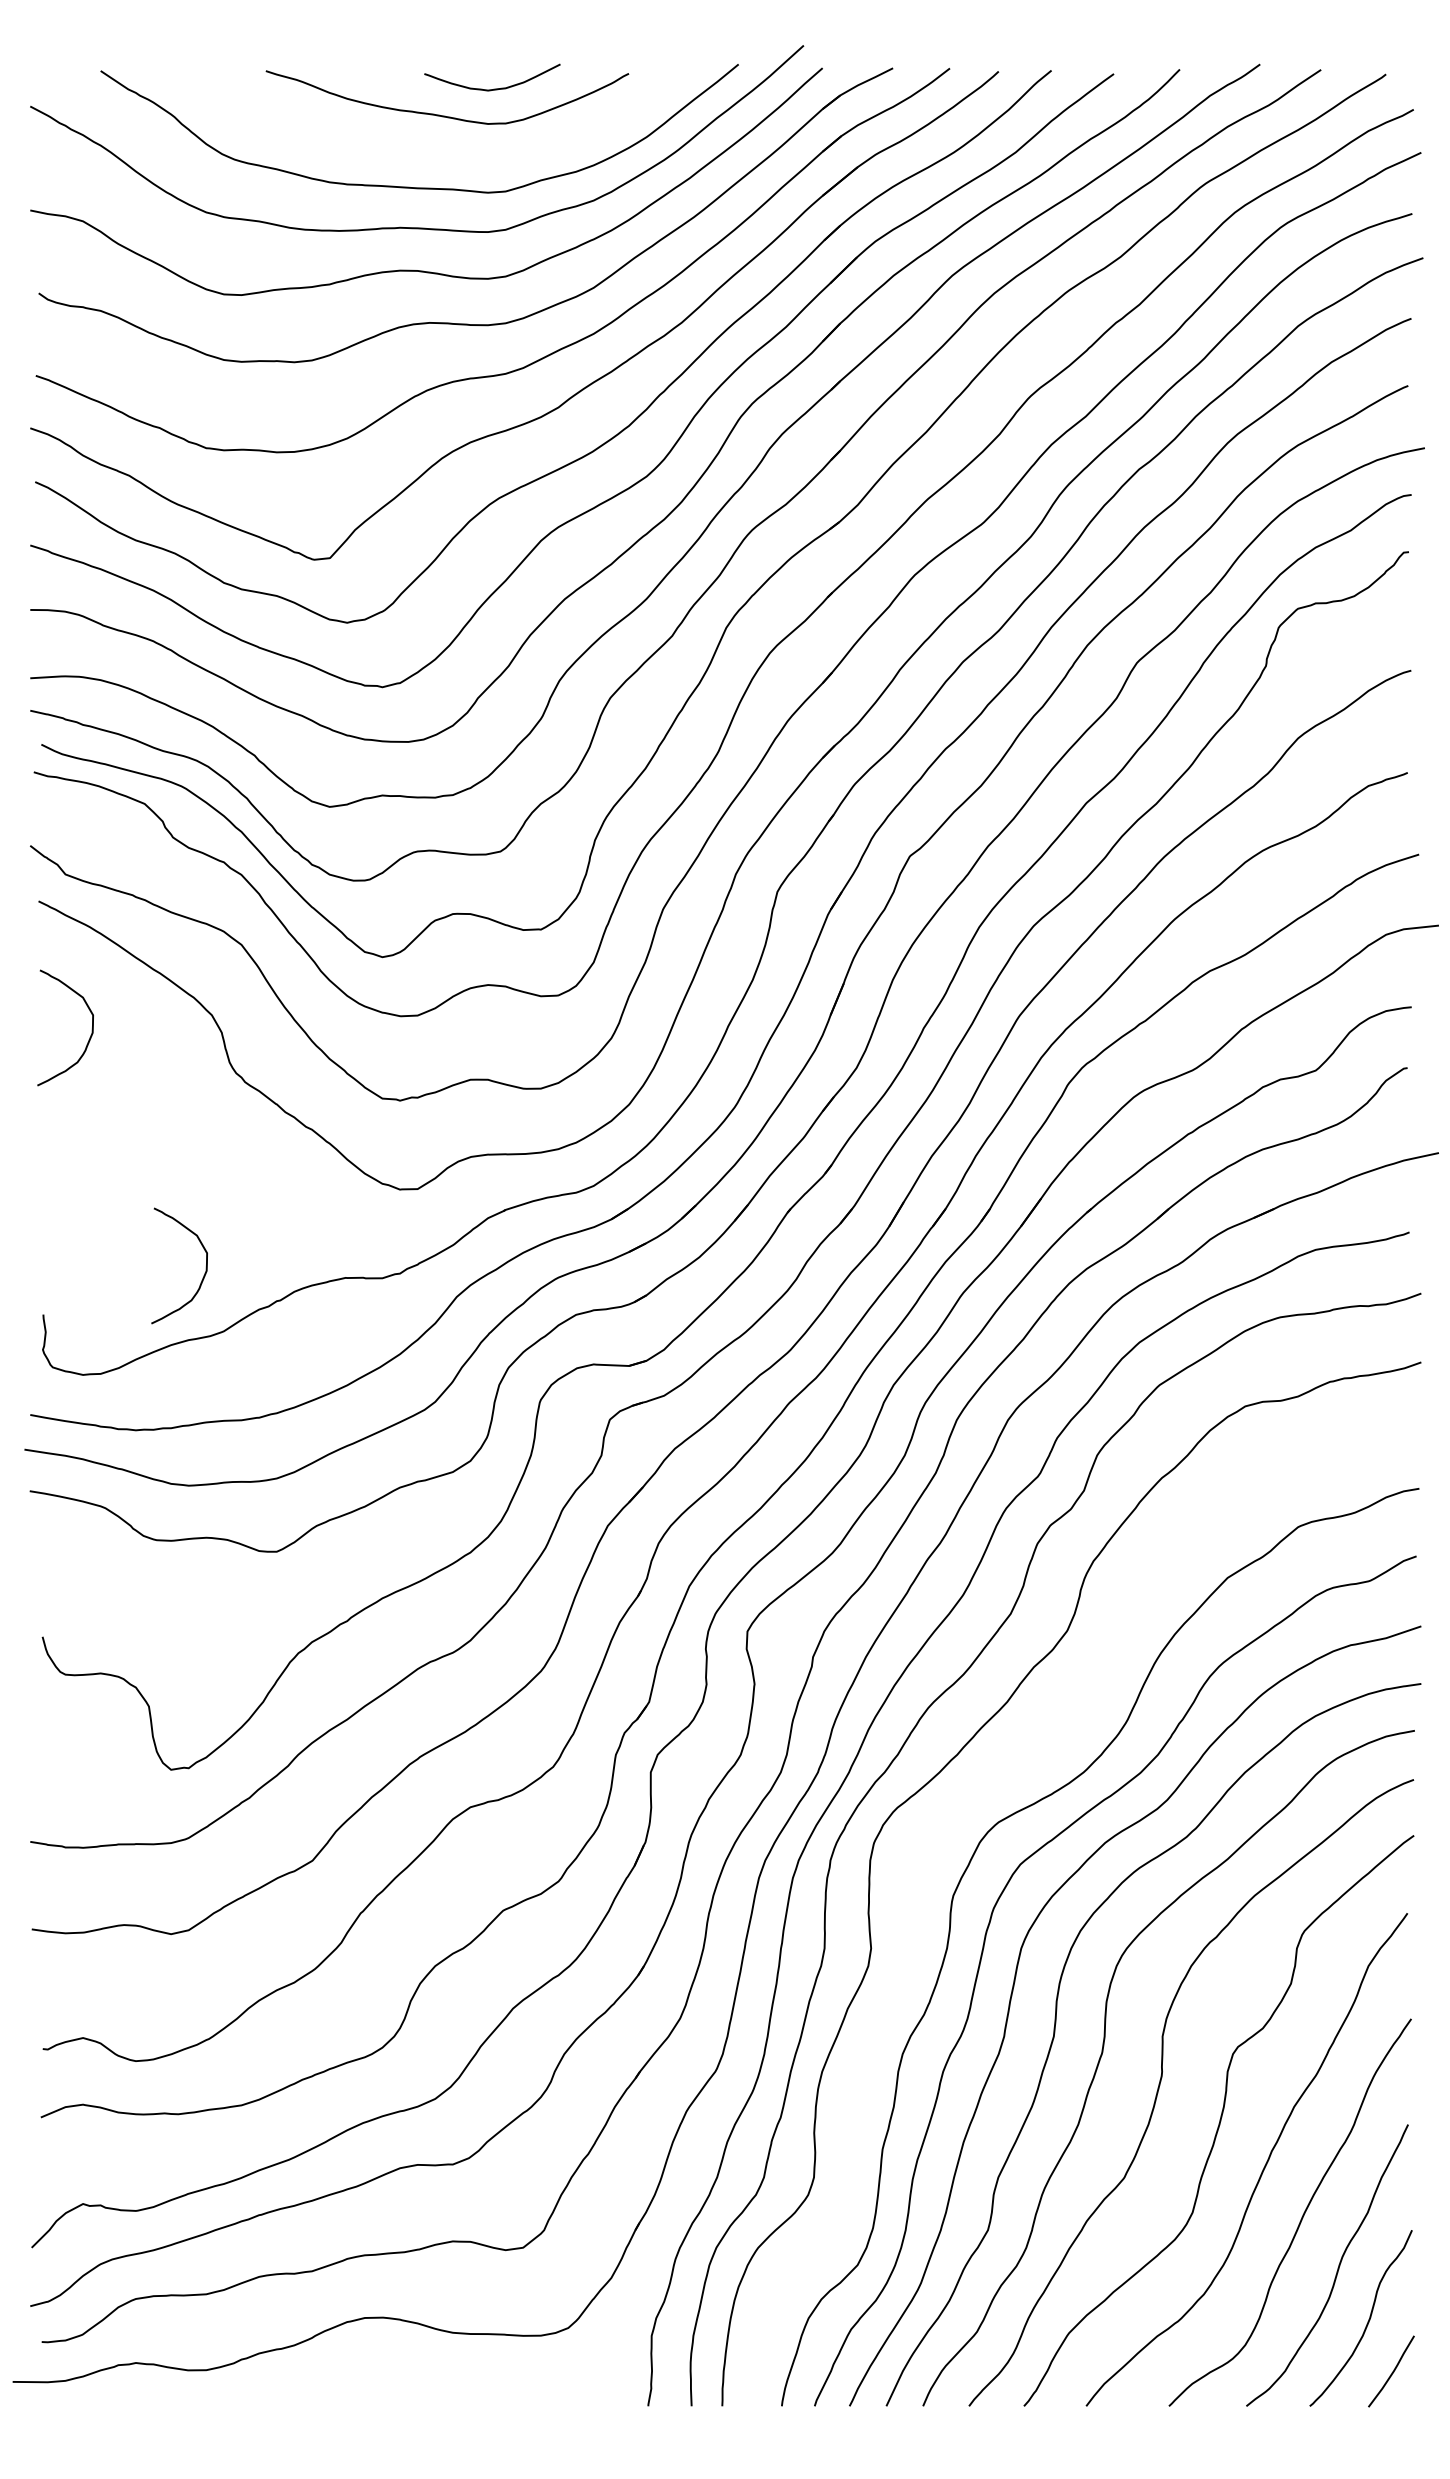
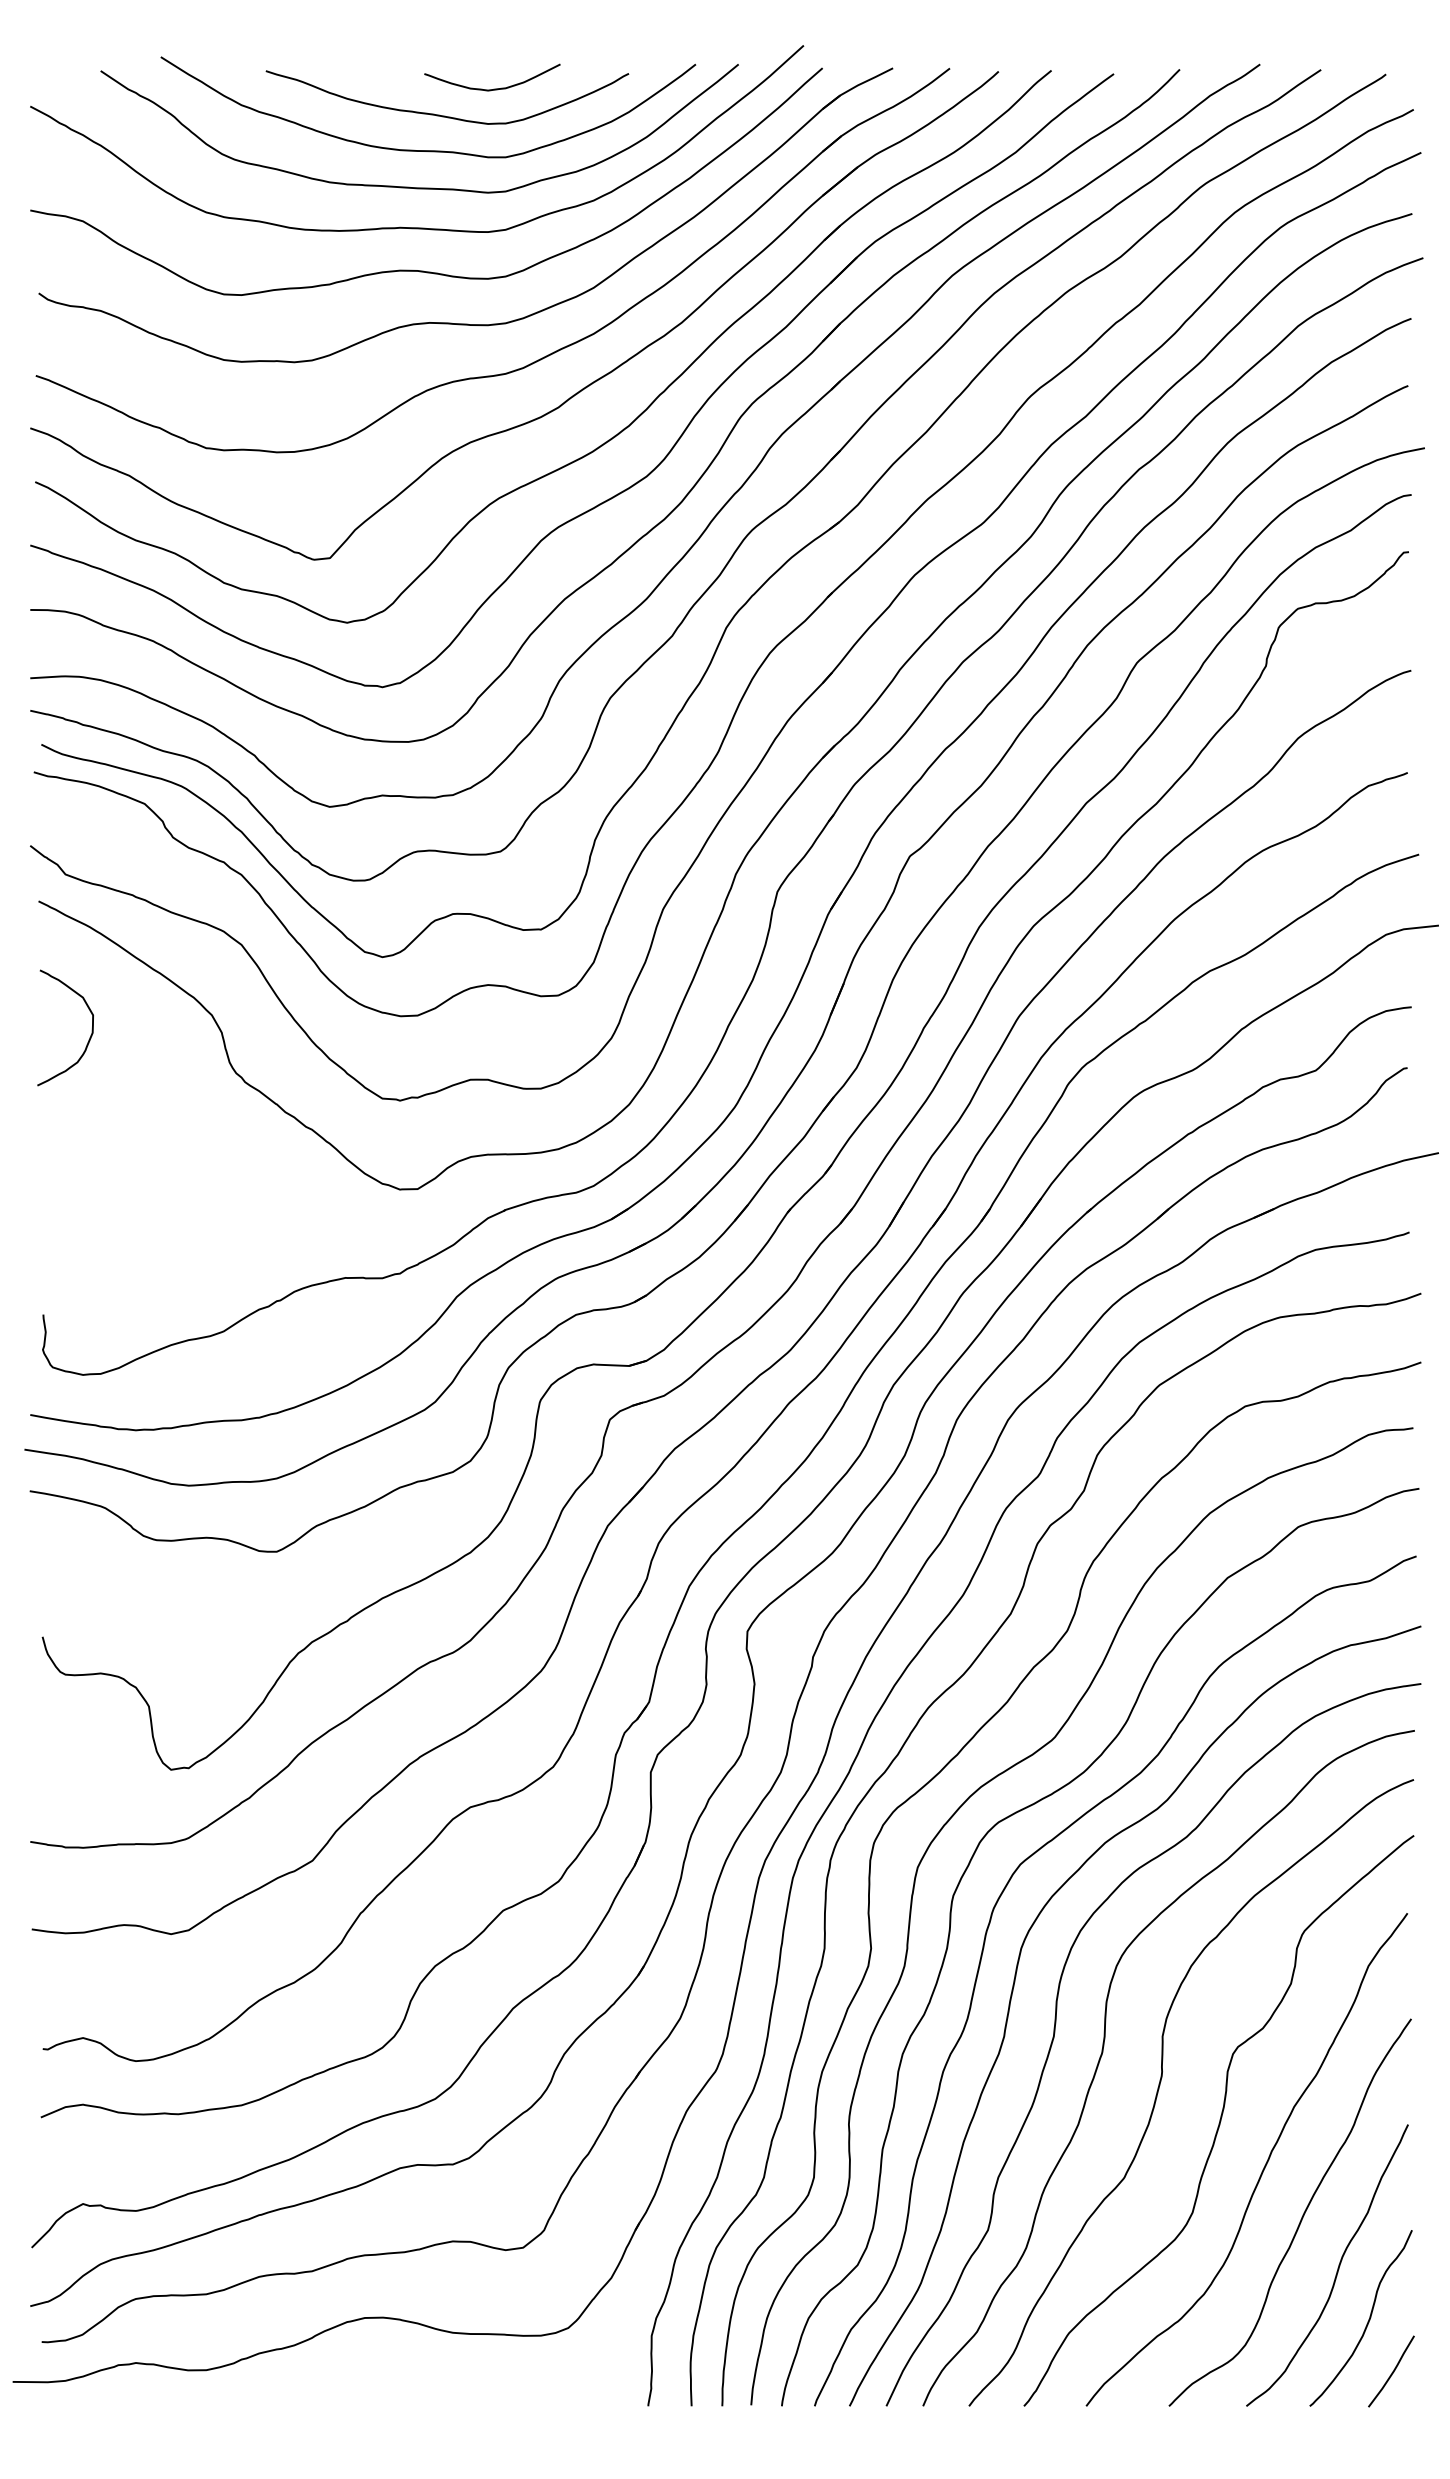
curve: none -> present (428, 150)
curve: present -> none (202, 1277)
curve: none -> present (962, 1806)
